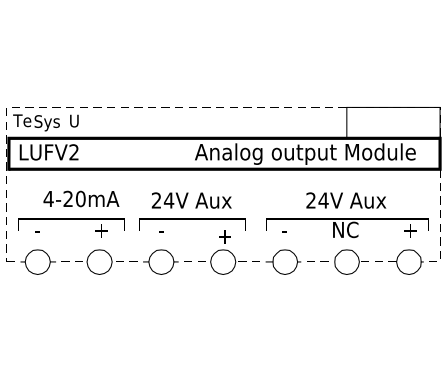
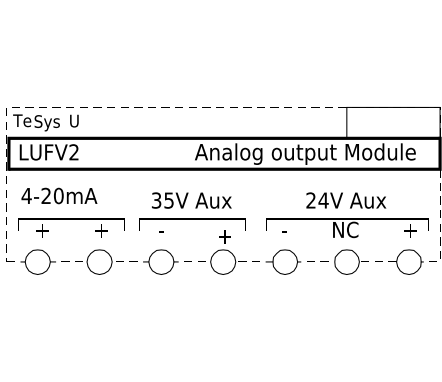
text position: (81, 198) -> (59, 195) (59, 195)
text: 24V -> 35V (163, 200)
text: - -> + (41, 230)
